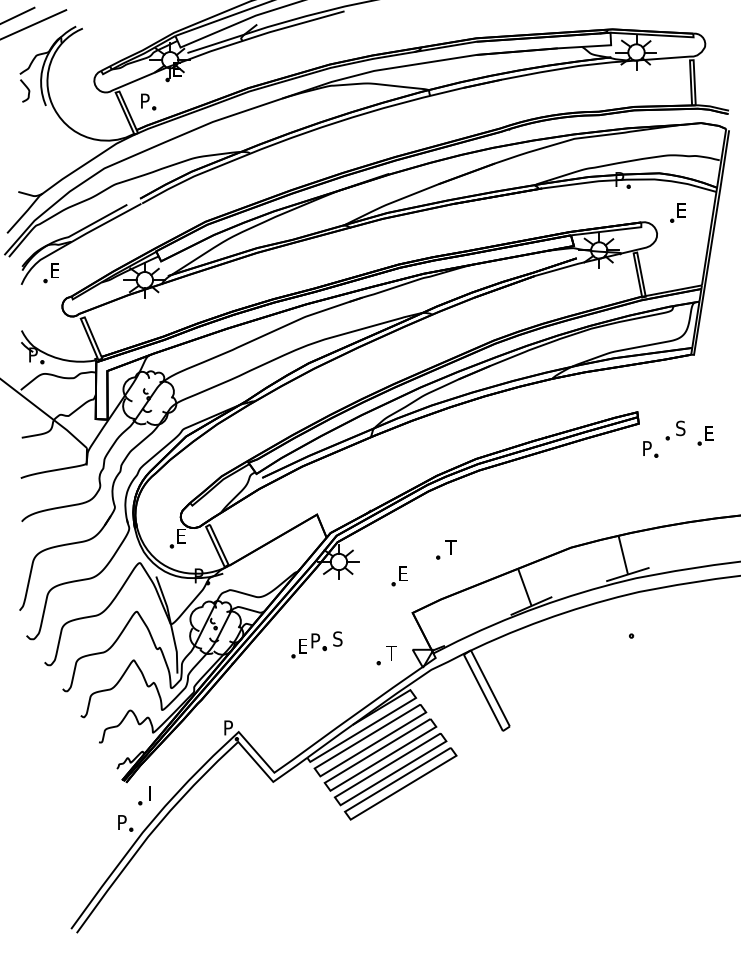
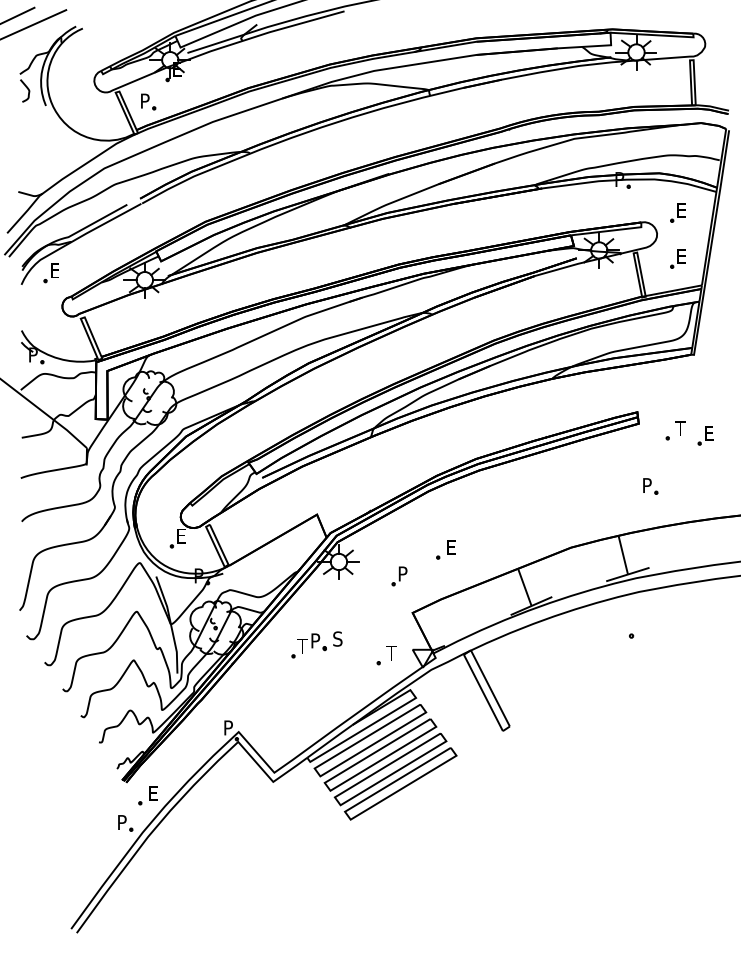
part: none -> present (677, 258)
text: S -> T (680, 428)
part position: (650, 449) -> (650, 486) (650, 486)
text: T -> E (450, 547)
text: E -> P (402, 573)
text: E -> T (302, 646)
text: I -> E (154, 793)
